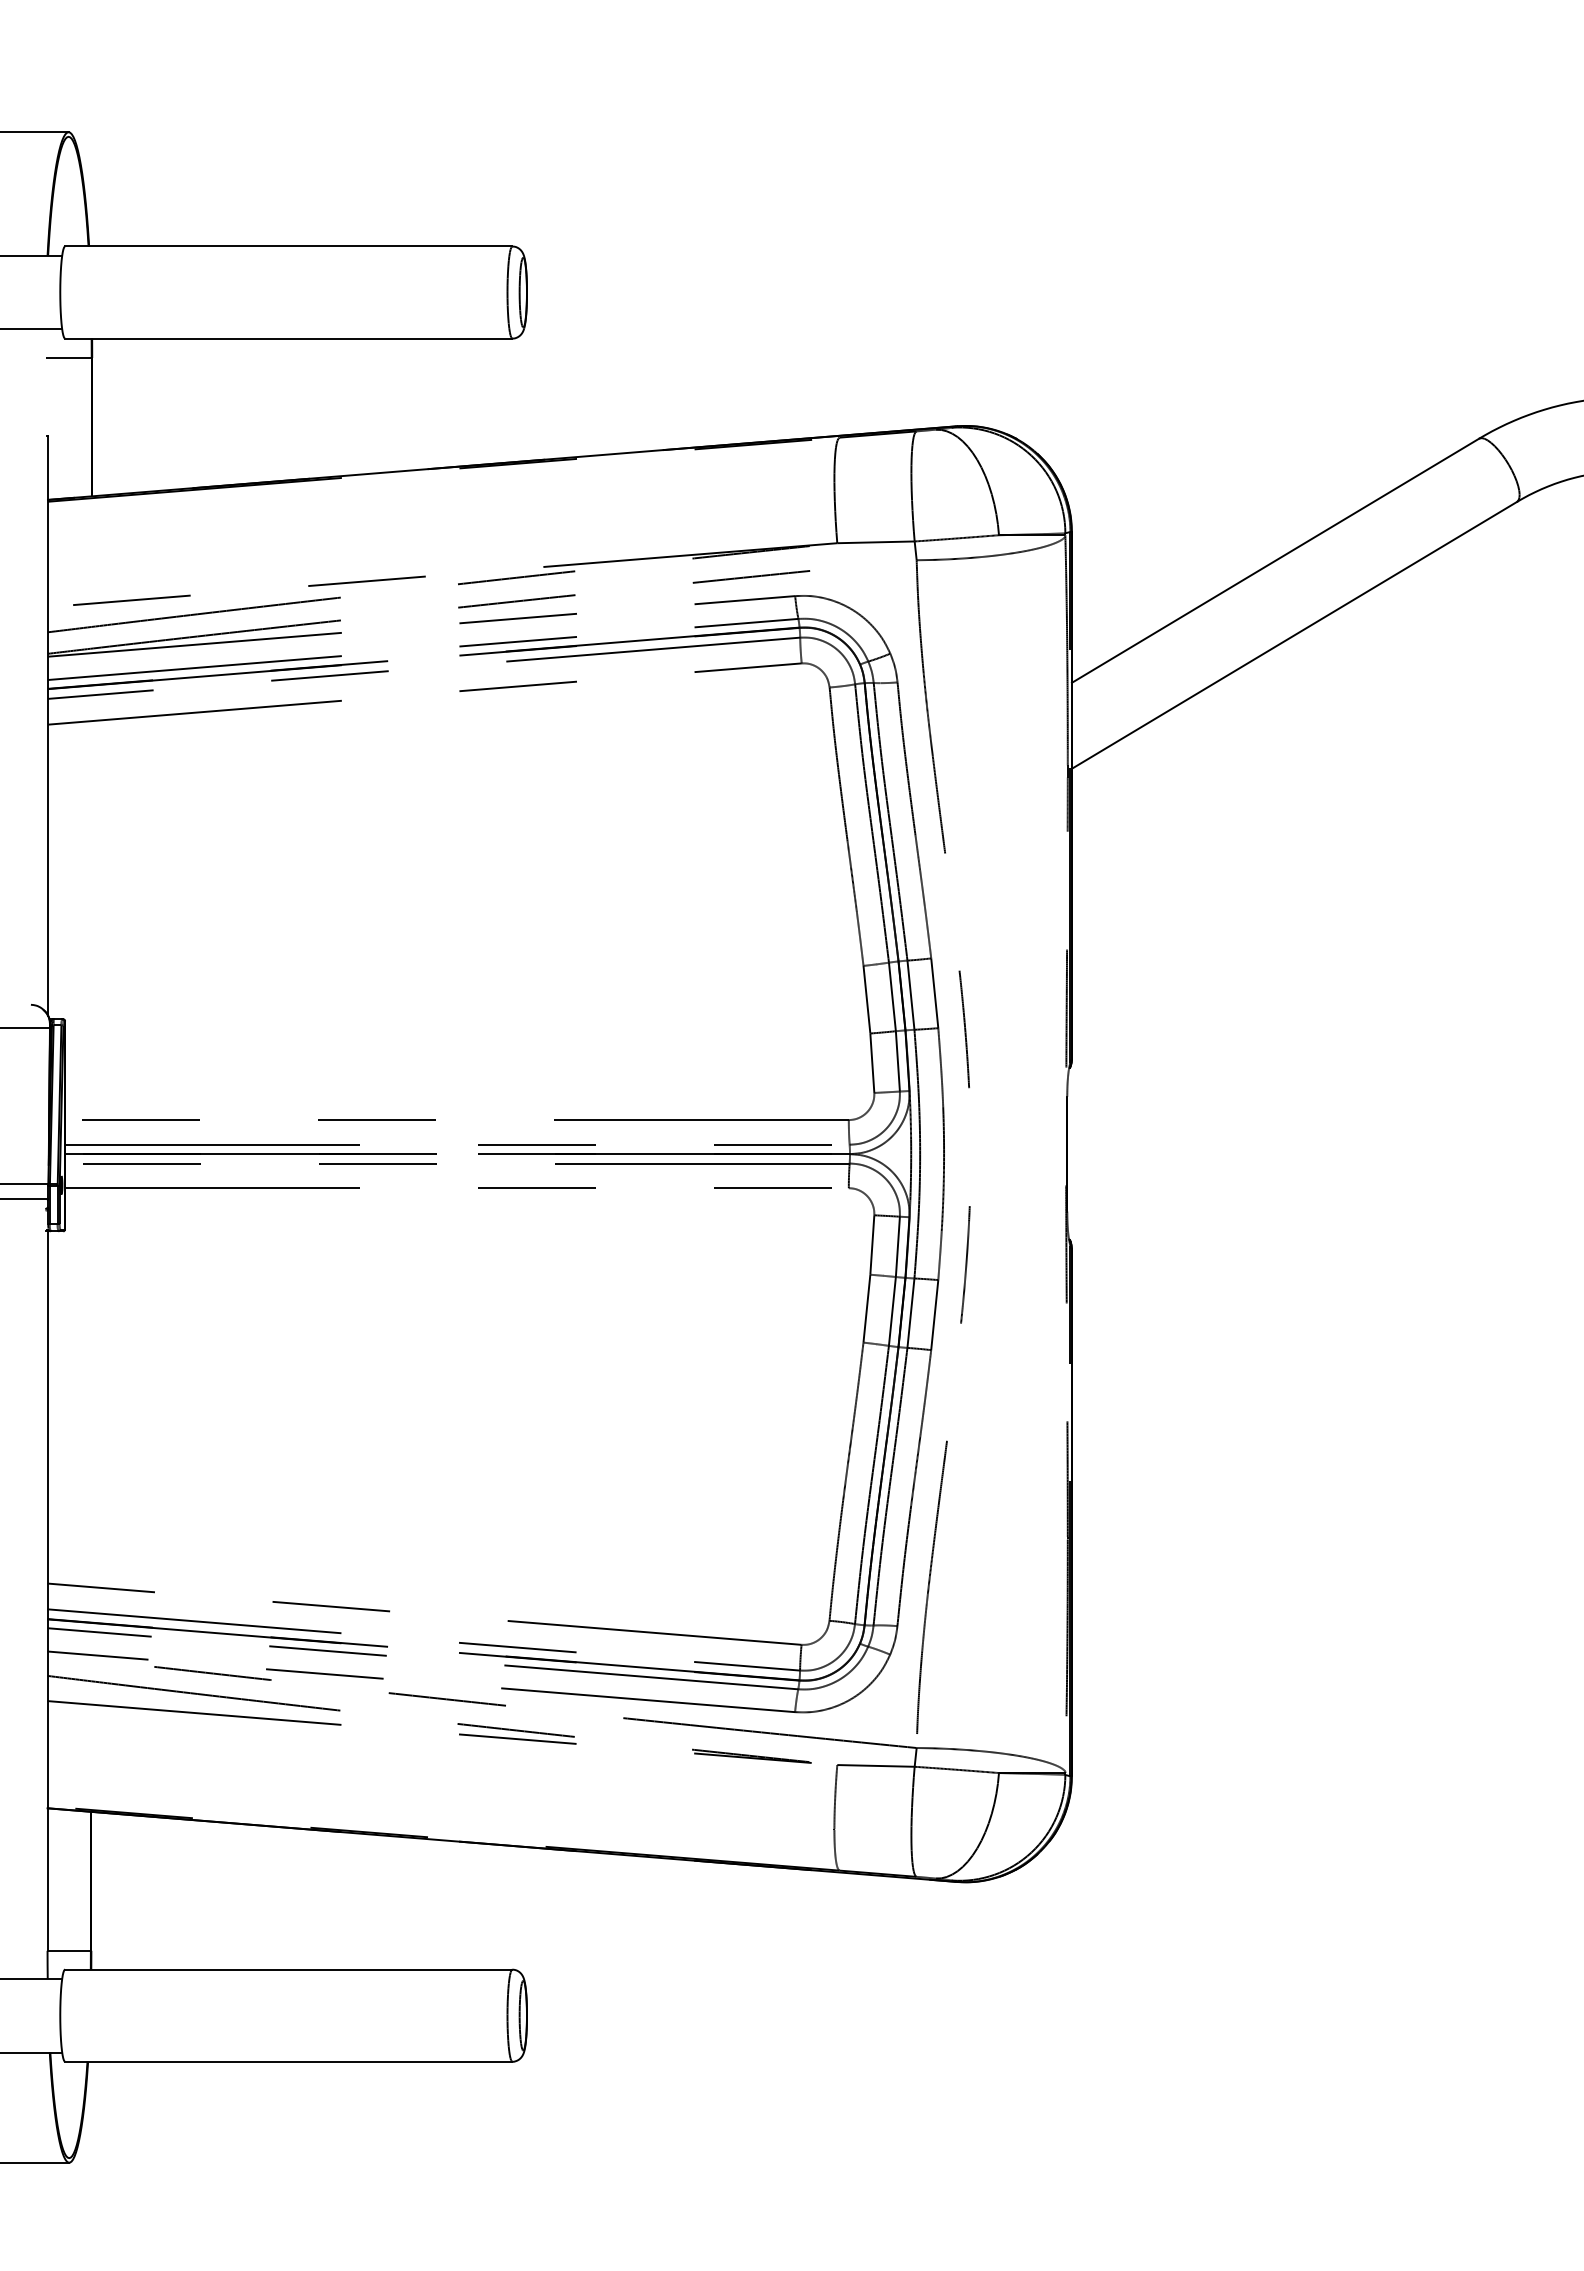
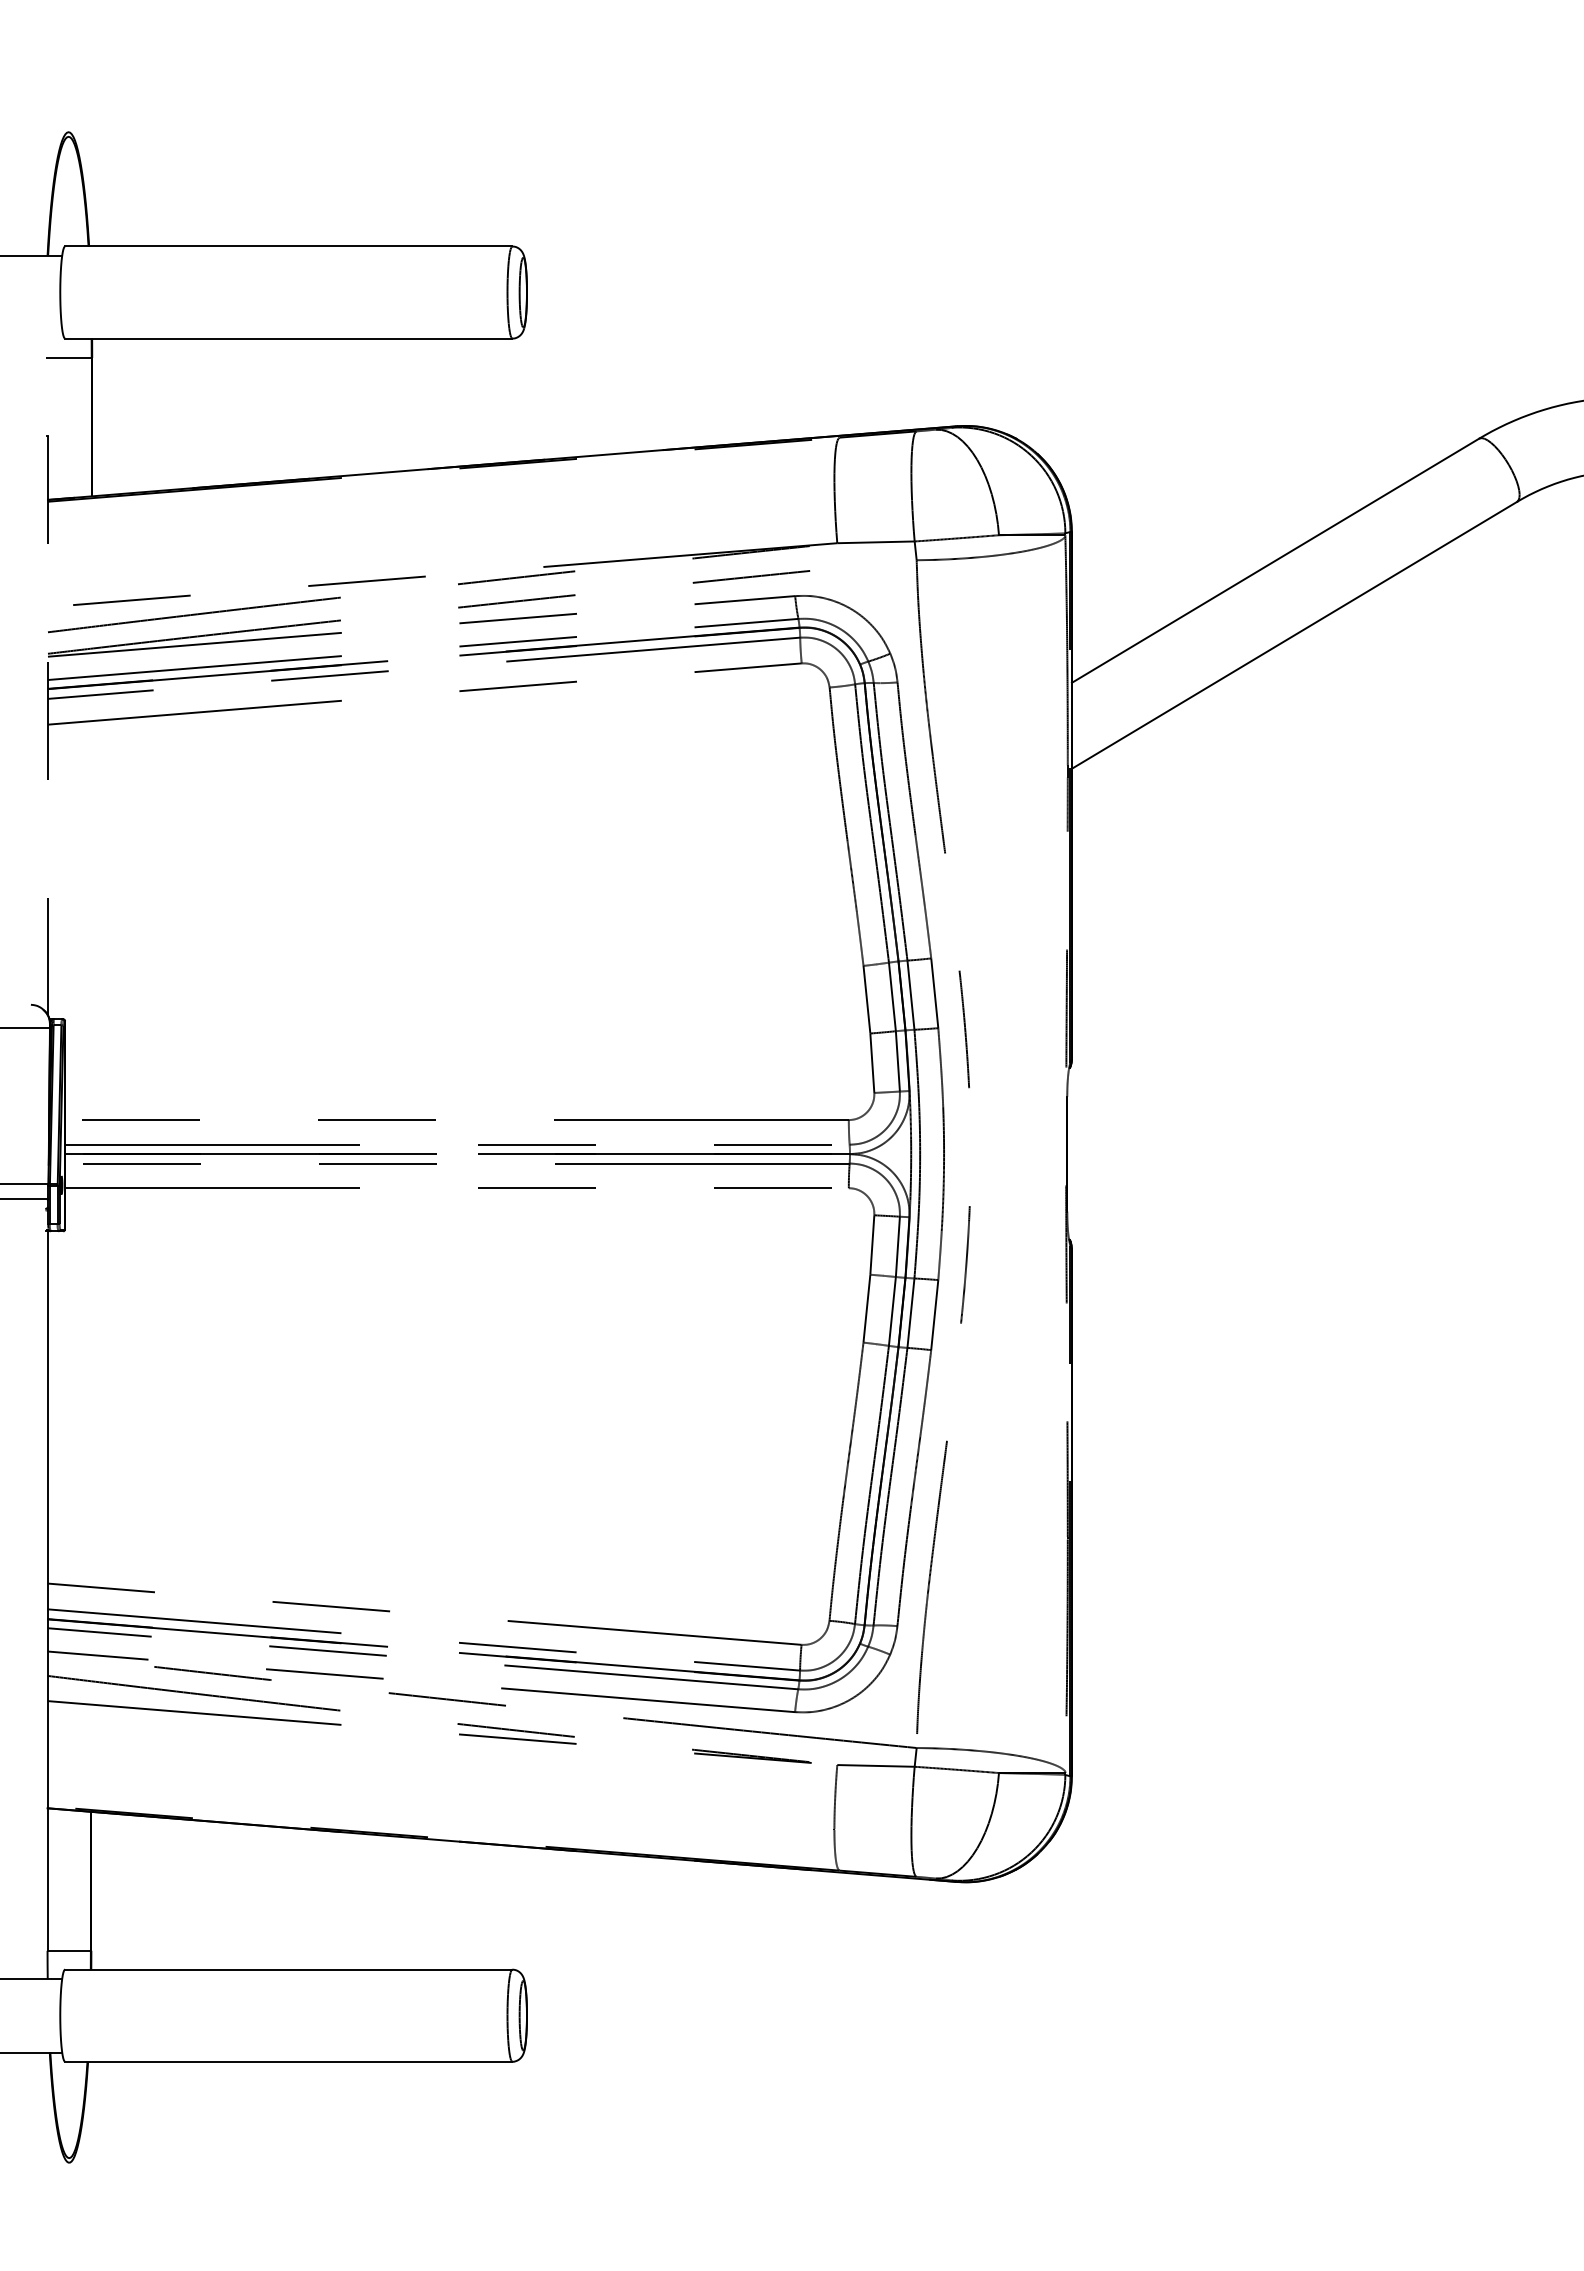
line: present -> none (35, 132)
line: present -> none (32, 329)
line: solid -> dashed (47, 725)
line: present -> none (35, 2162)
